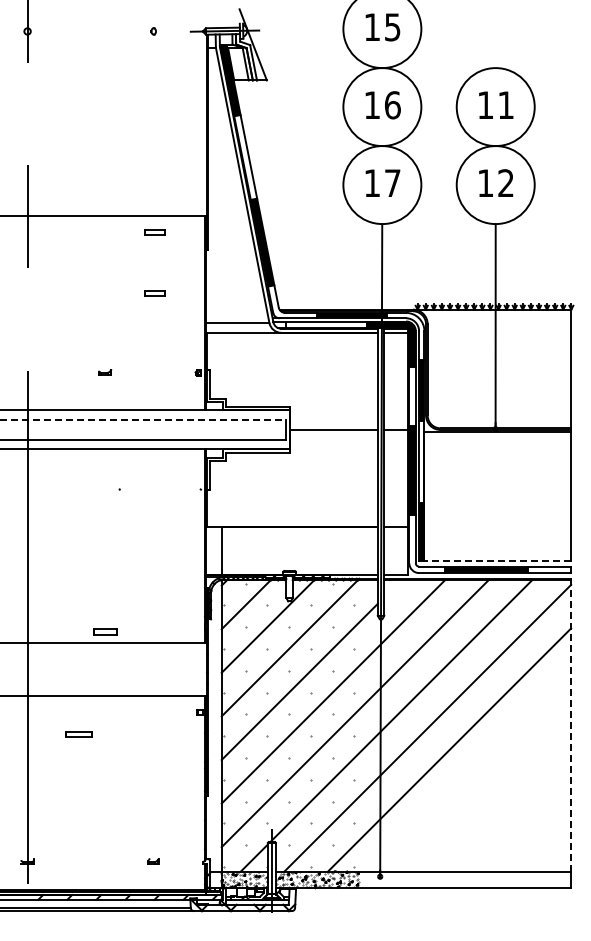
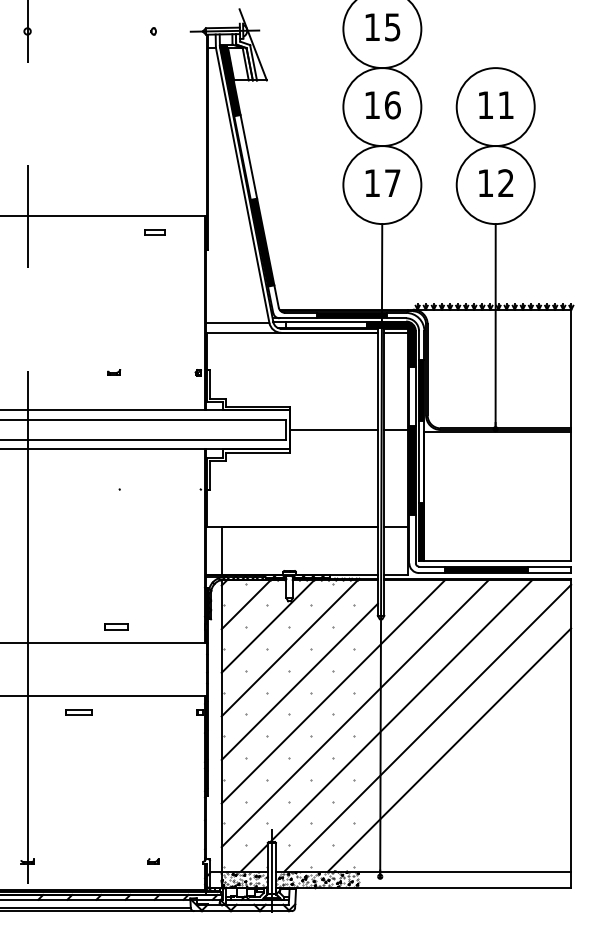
part: present -> none (154, 293)
part position: (105, 372) -> (114, 372) (114, 372)
line: dashed -> solid (143, 420)
line: dashed -> solid (497, 561)
part position: (105, 631) -> (116, 626) (116, 626)
line: dashed -> solid (571, 725)
part position: (78, 734) -> (78, 712) (78, 712)
